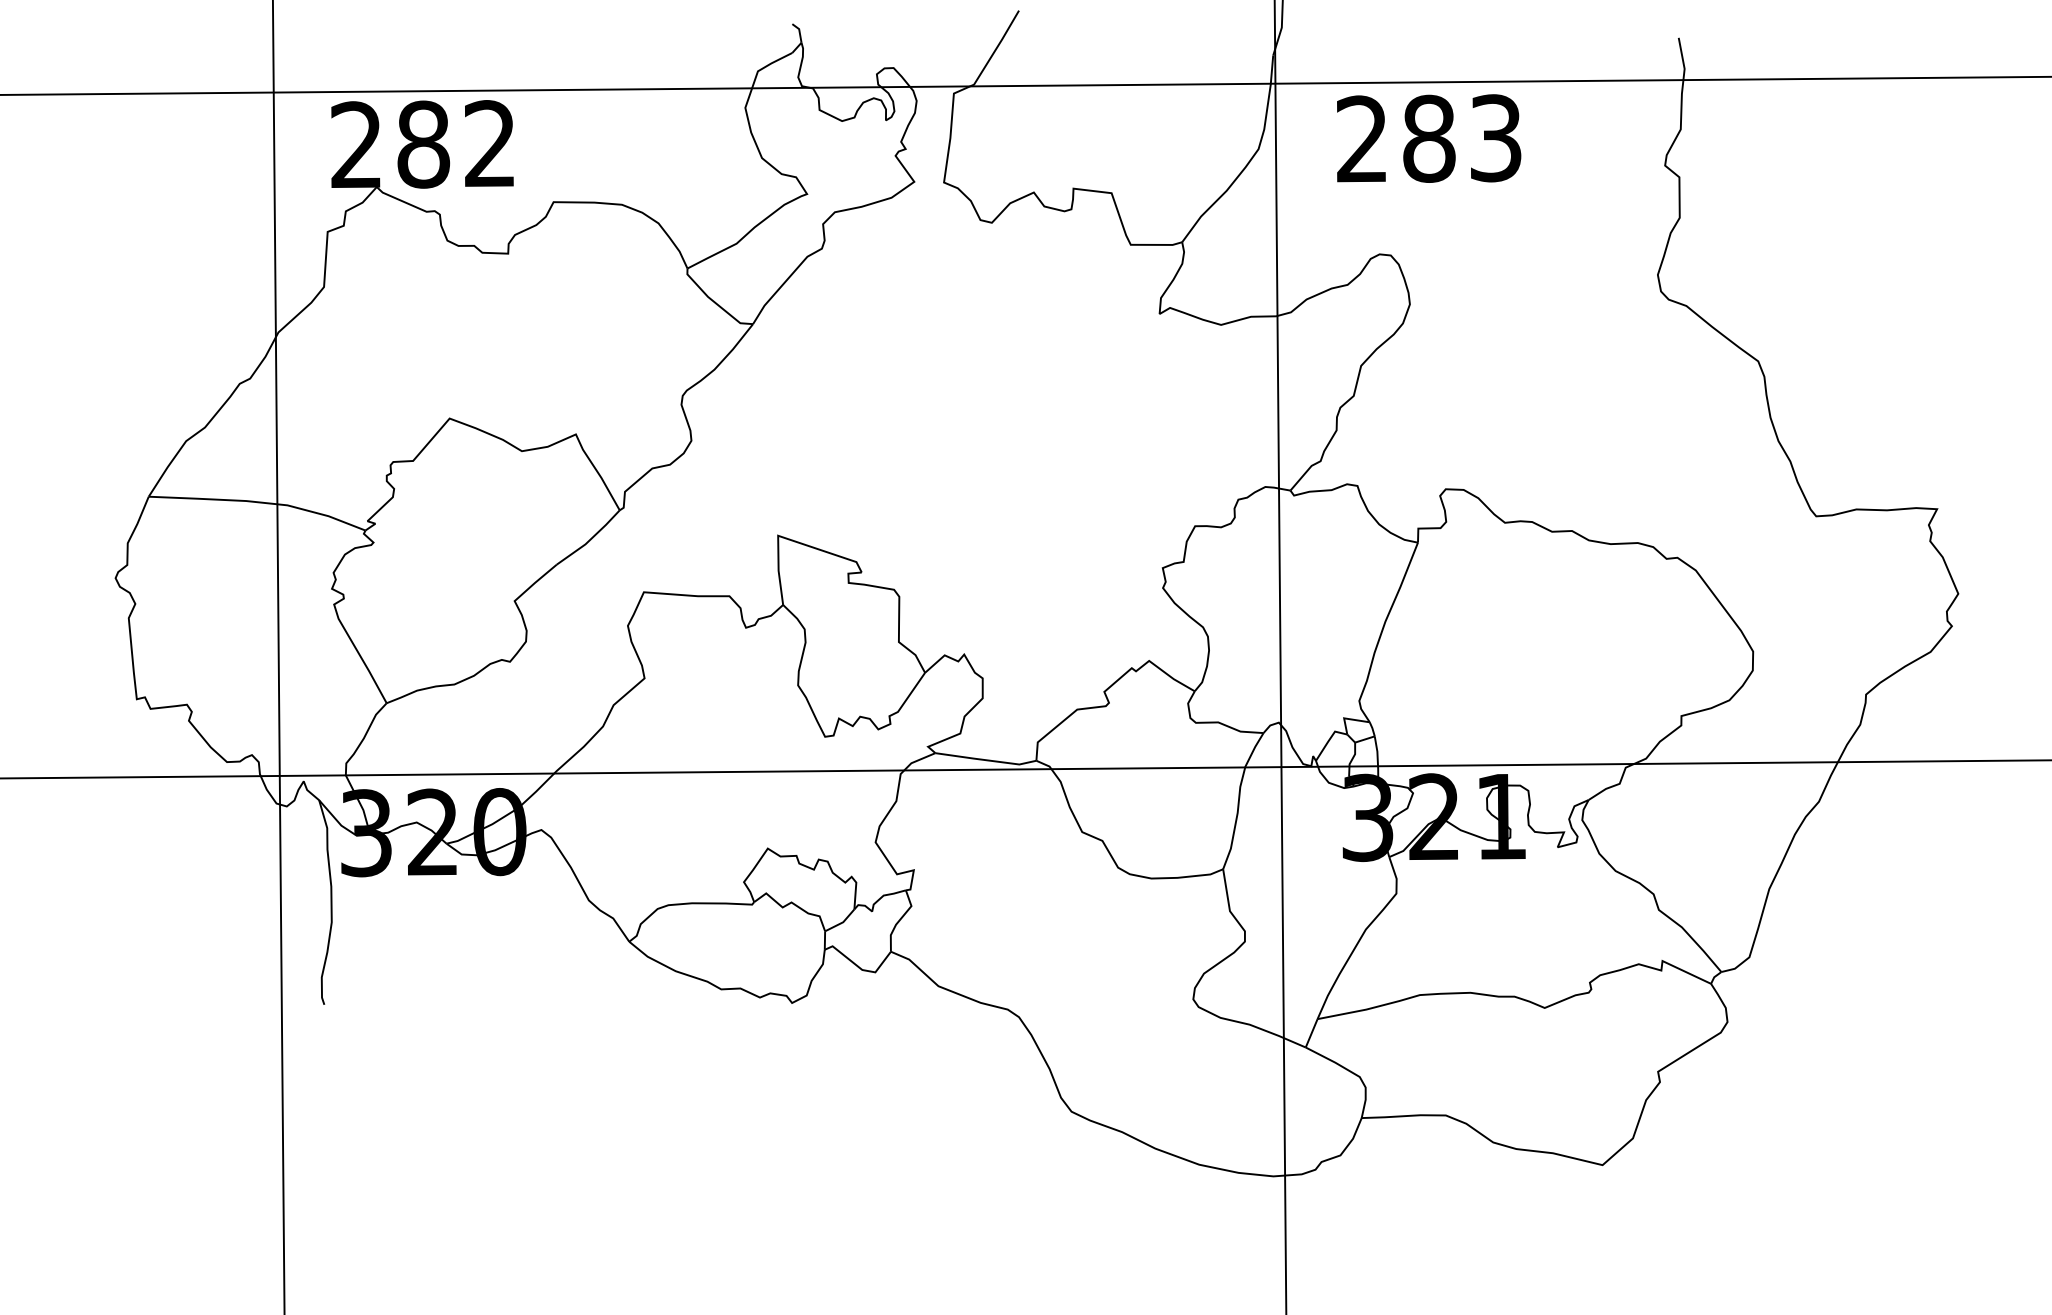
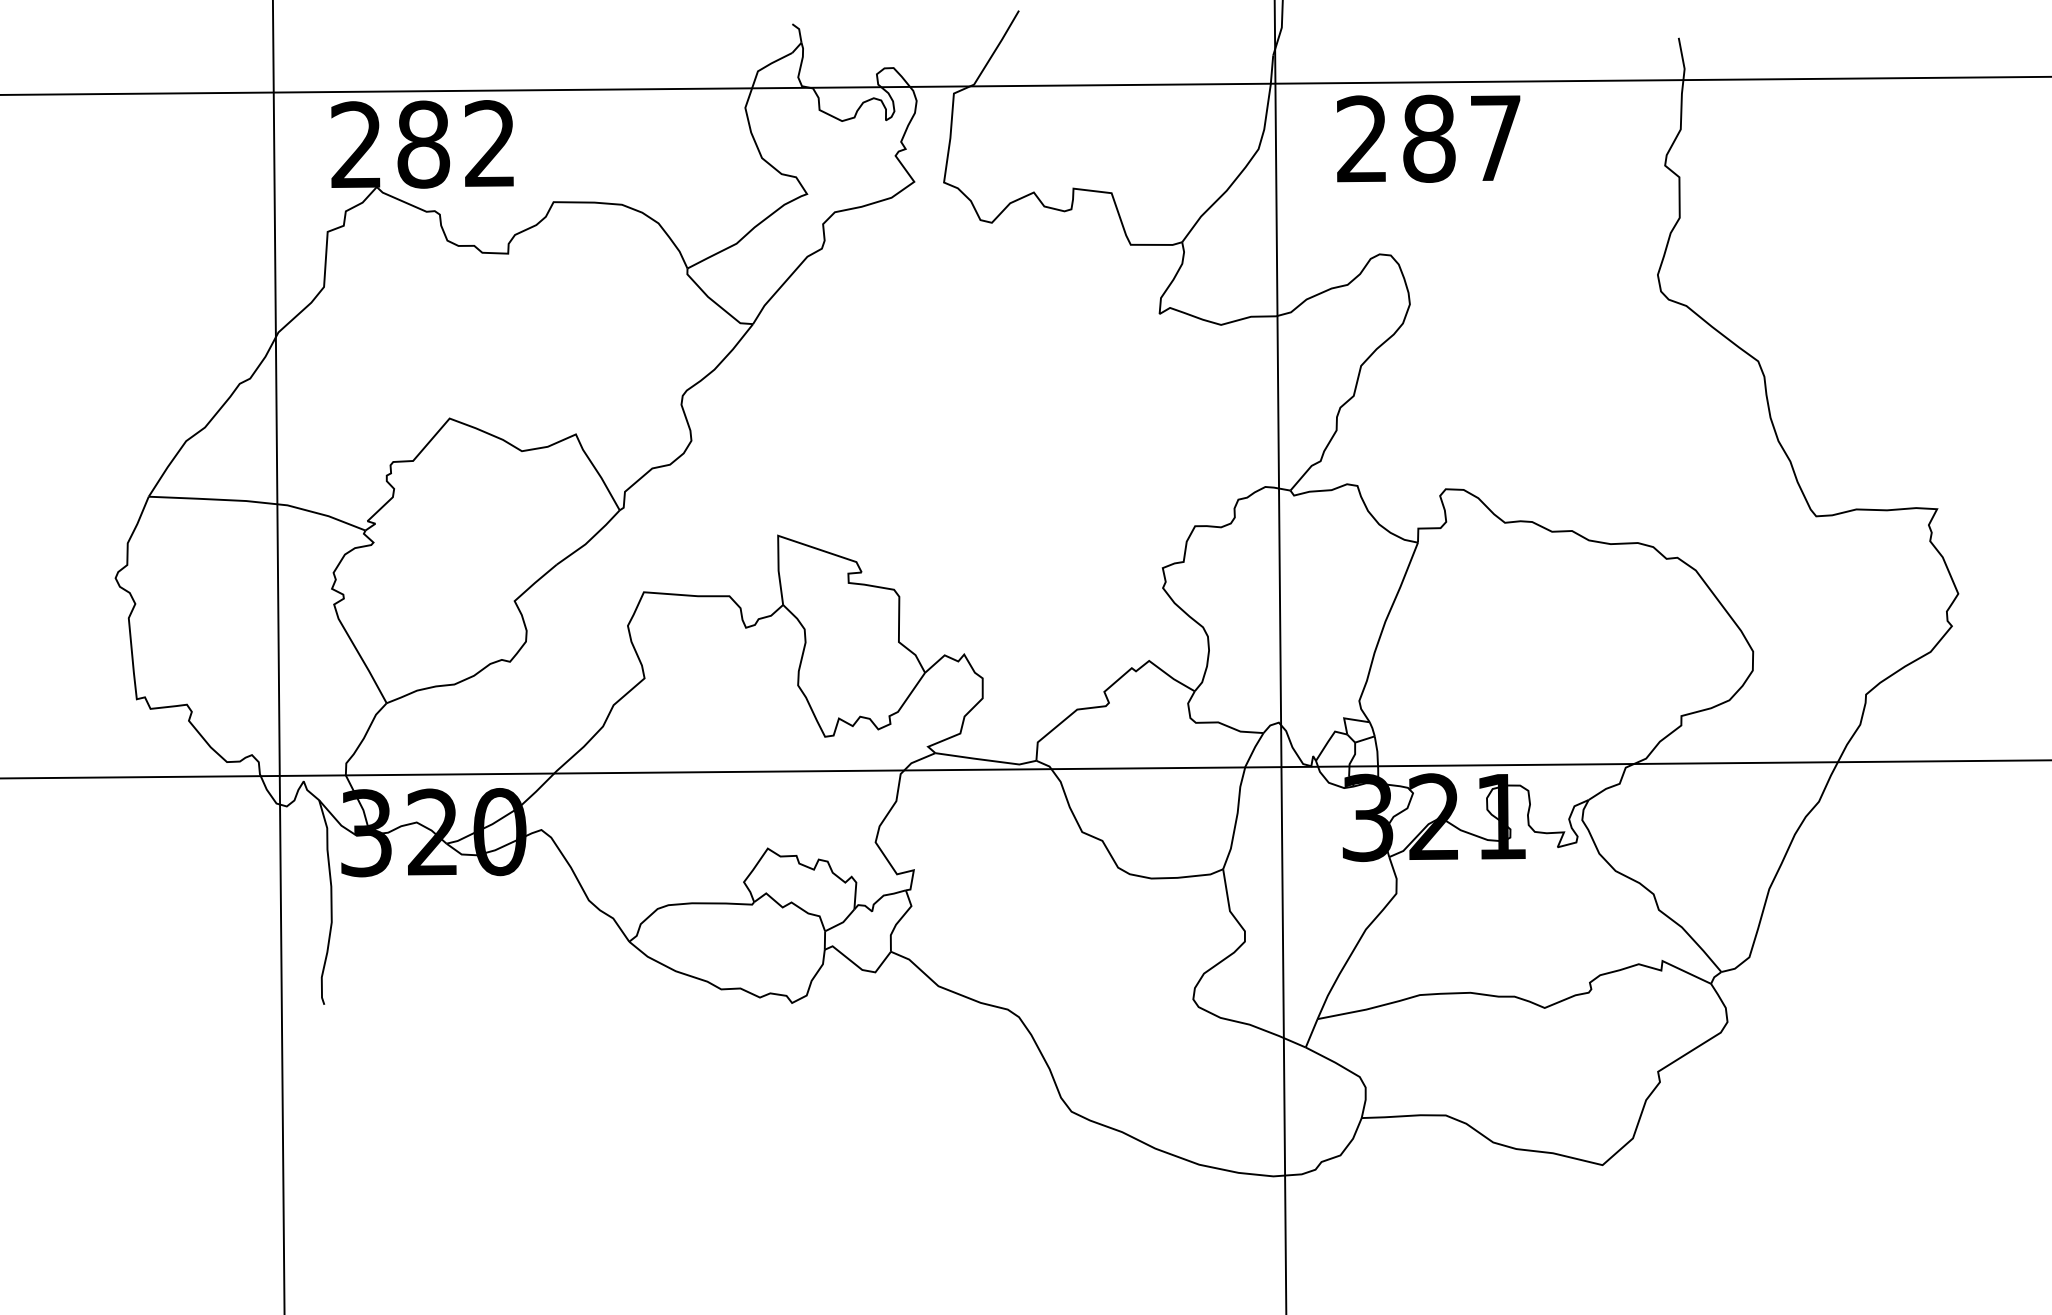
text: 283 -> 287 (1496, 138)
